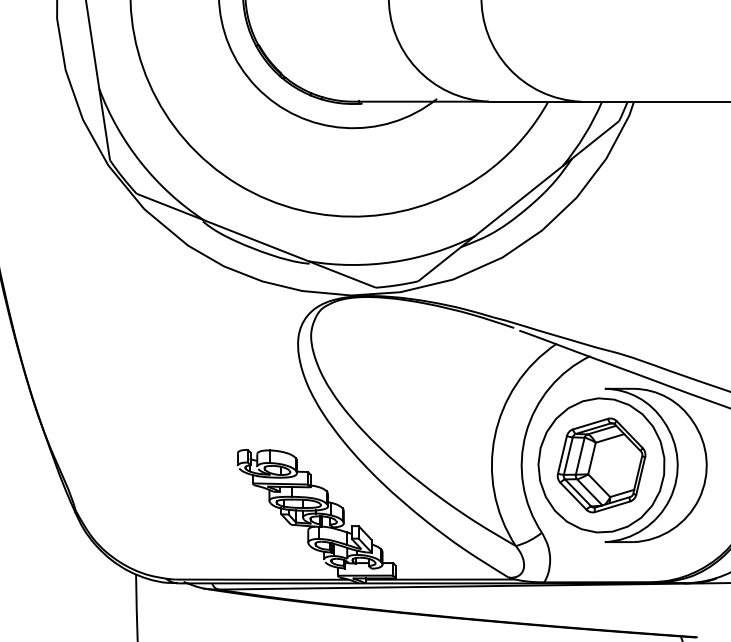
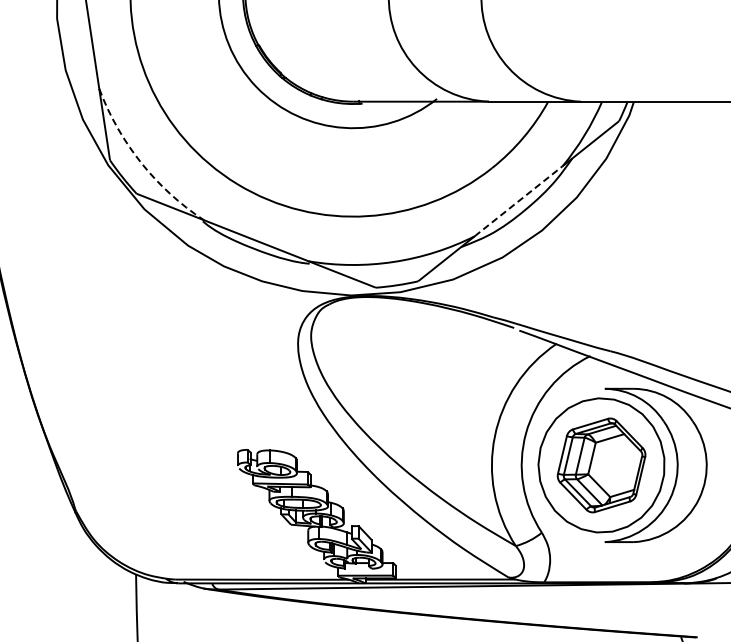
arc: solid -> dashed (141, 162)
line: solid -> dashed (519, 200)
